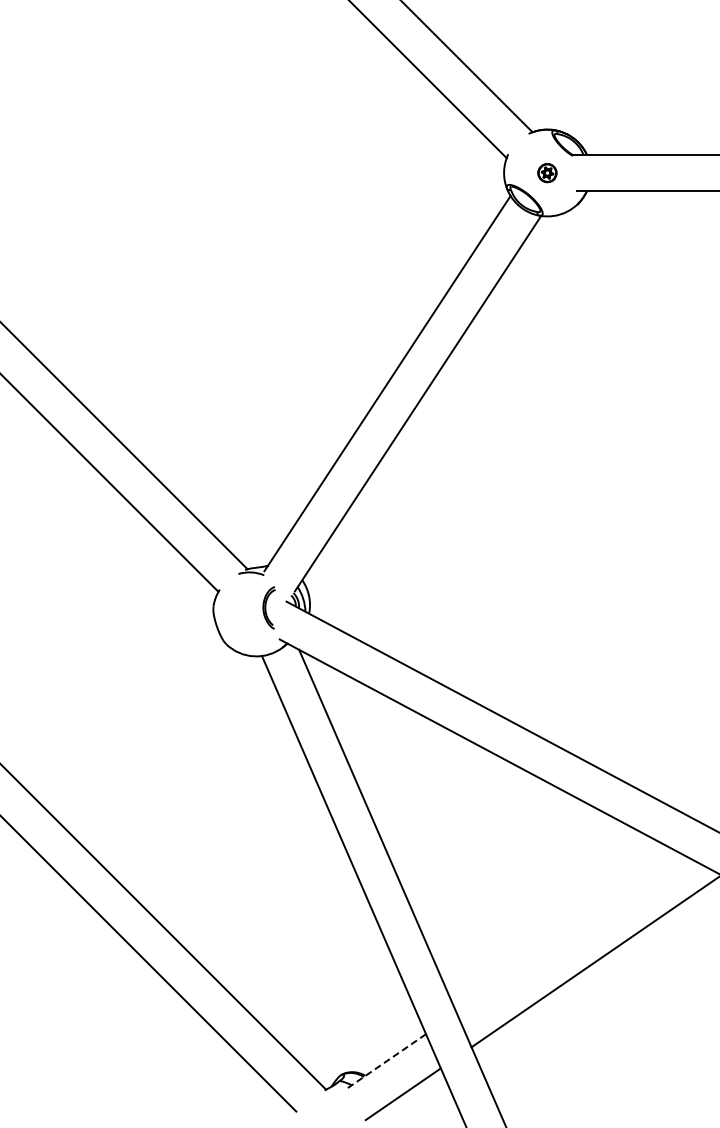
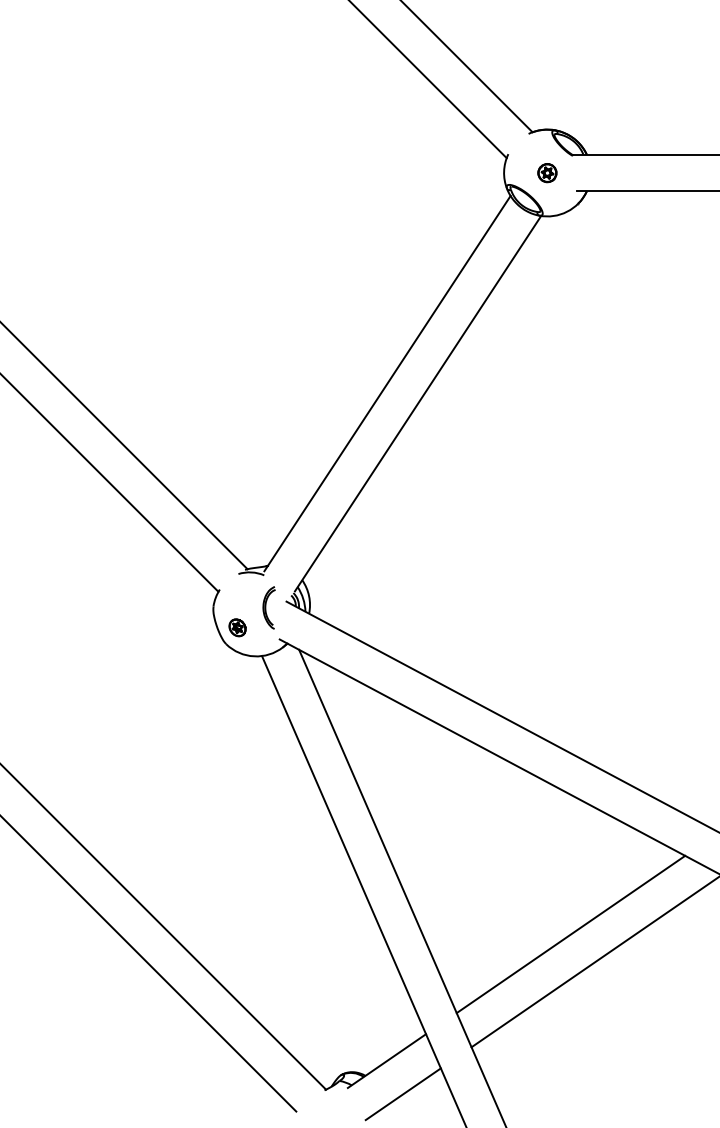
part: none -> present (237, 627)
line: none -> present (570, 934)
line: dashed -> solid (386, 1061)
